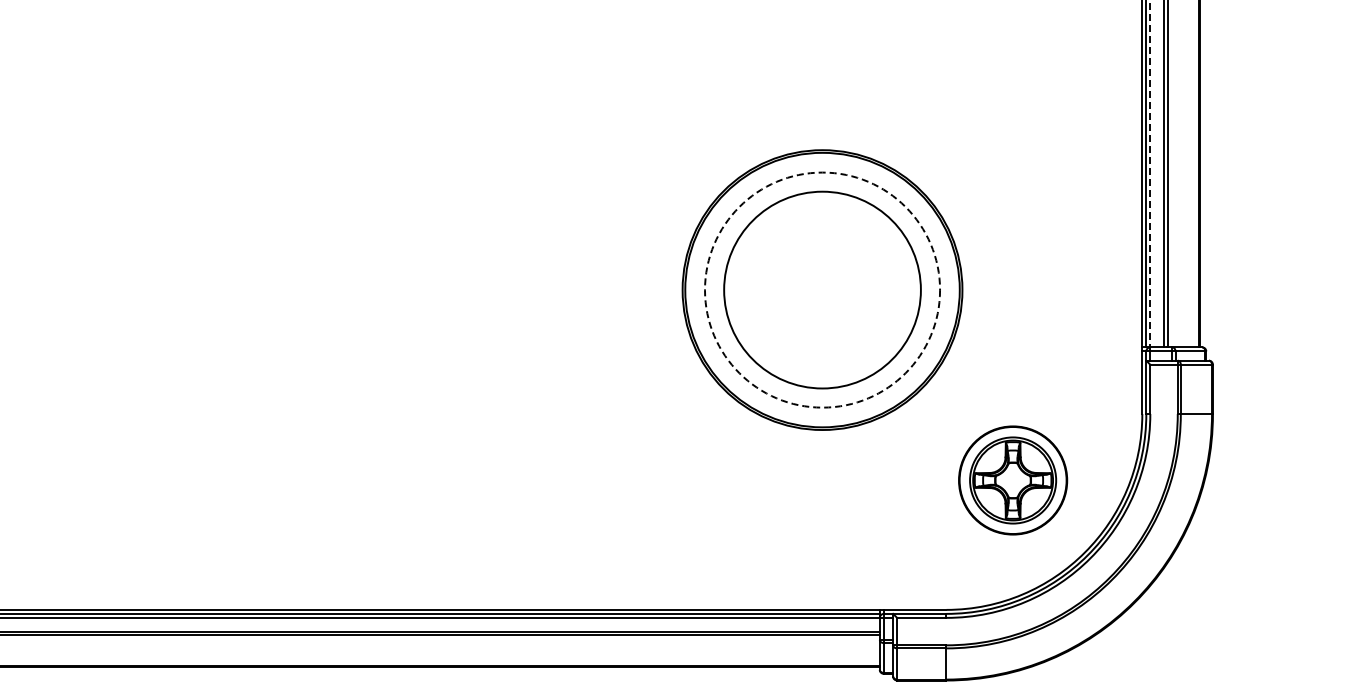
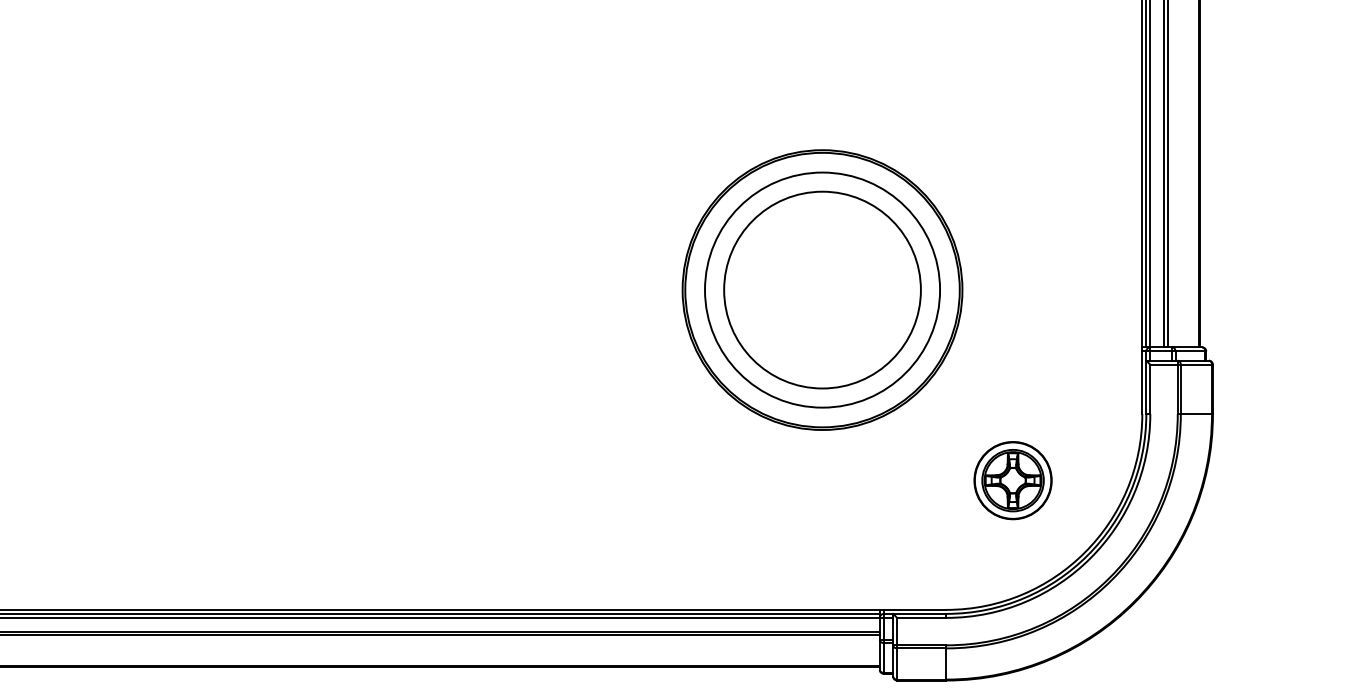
line: dashed -> solid (1150, 174)
circle: dashed -> solid (822, 289)
part size: 111x111 px -> 80x80 px (1012, 480)
